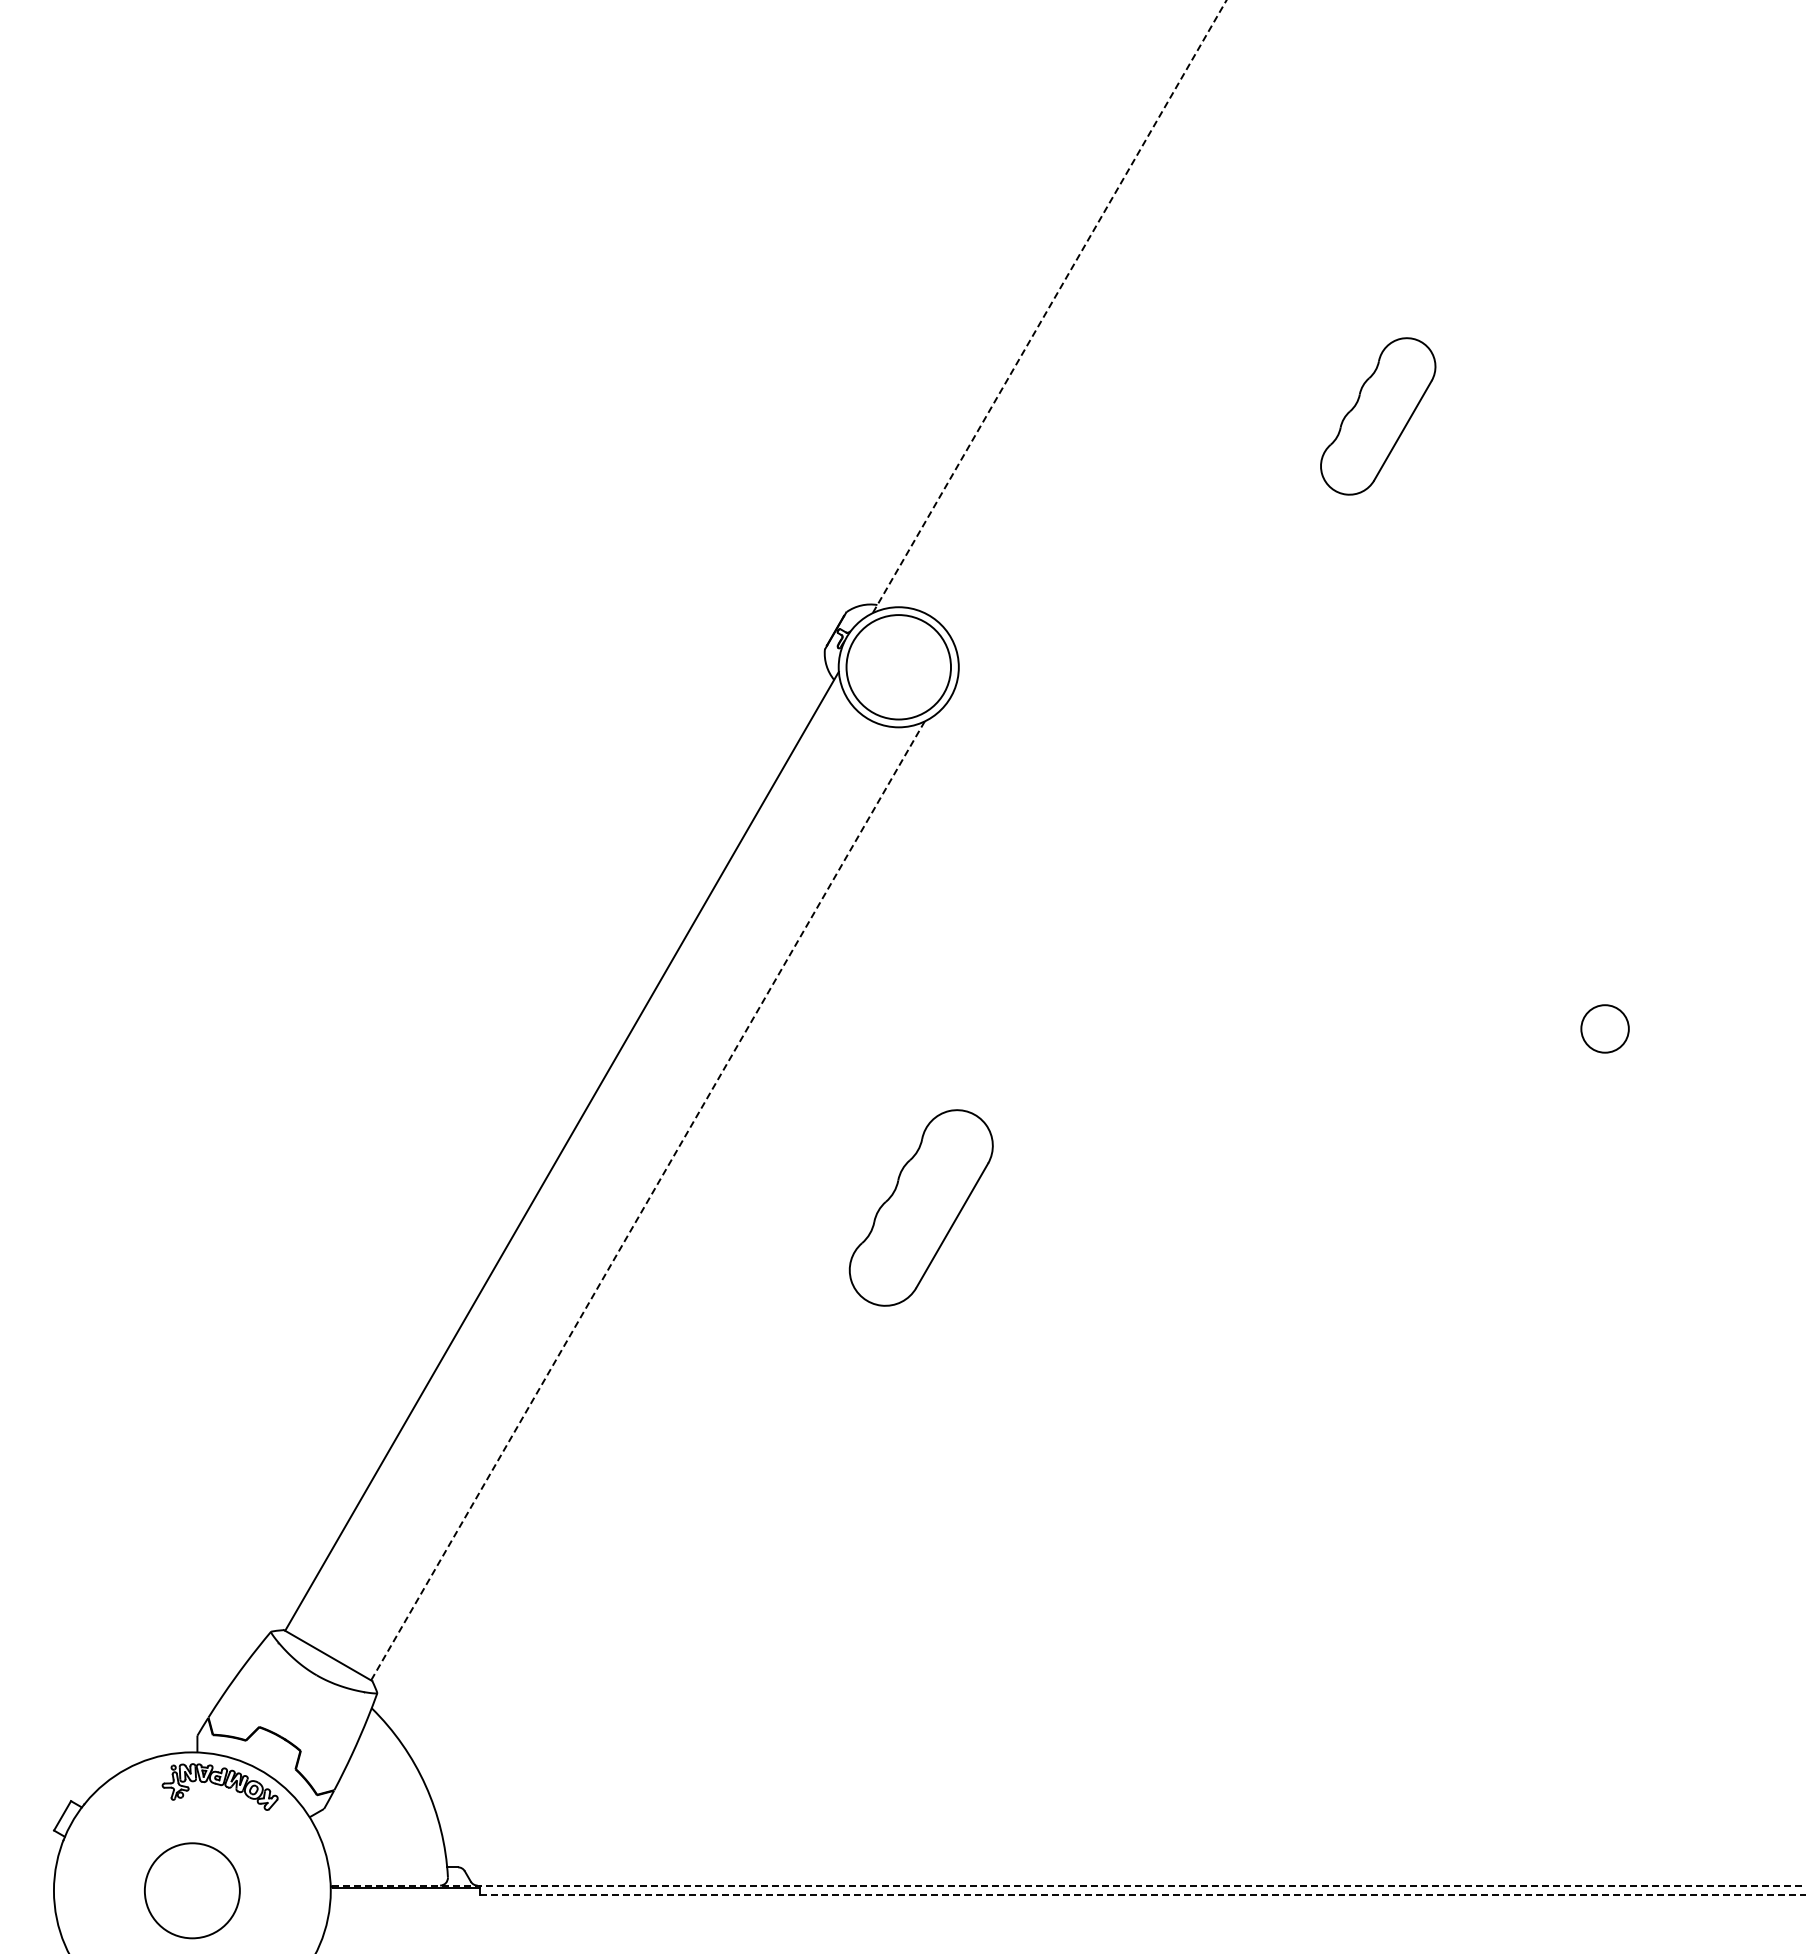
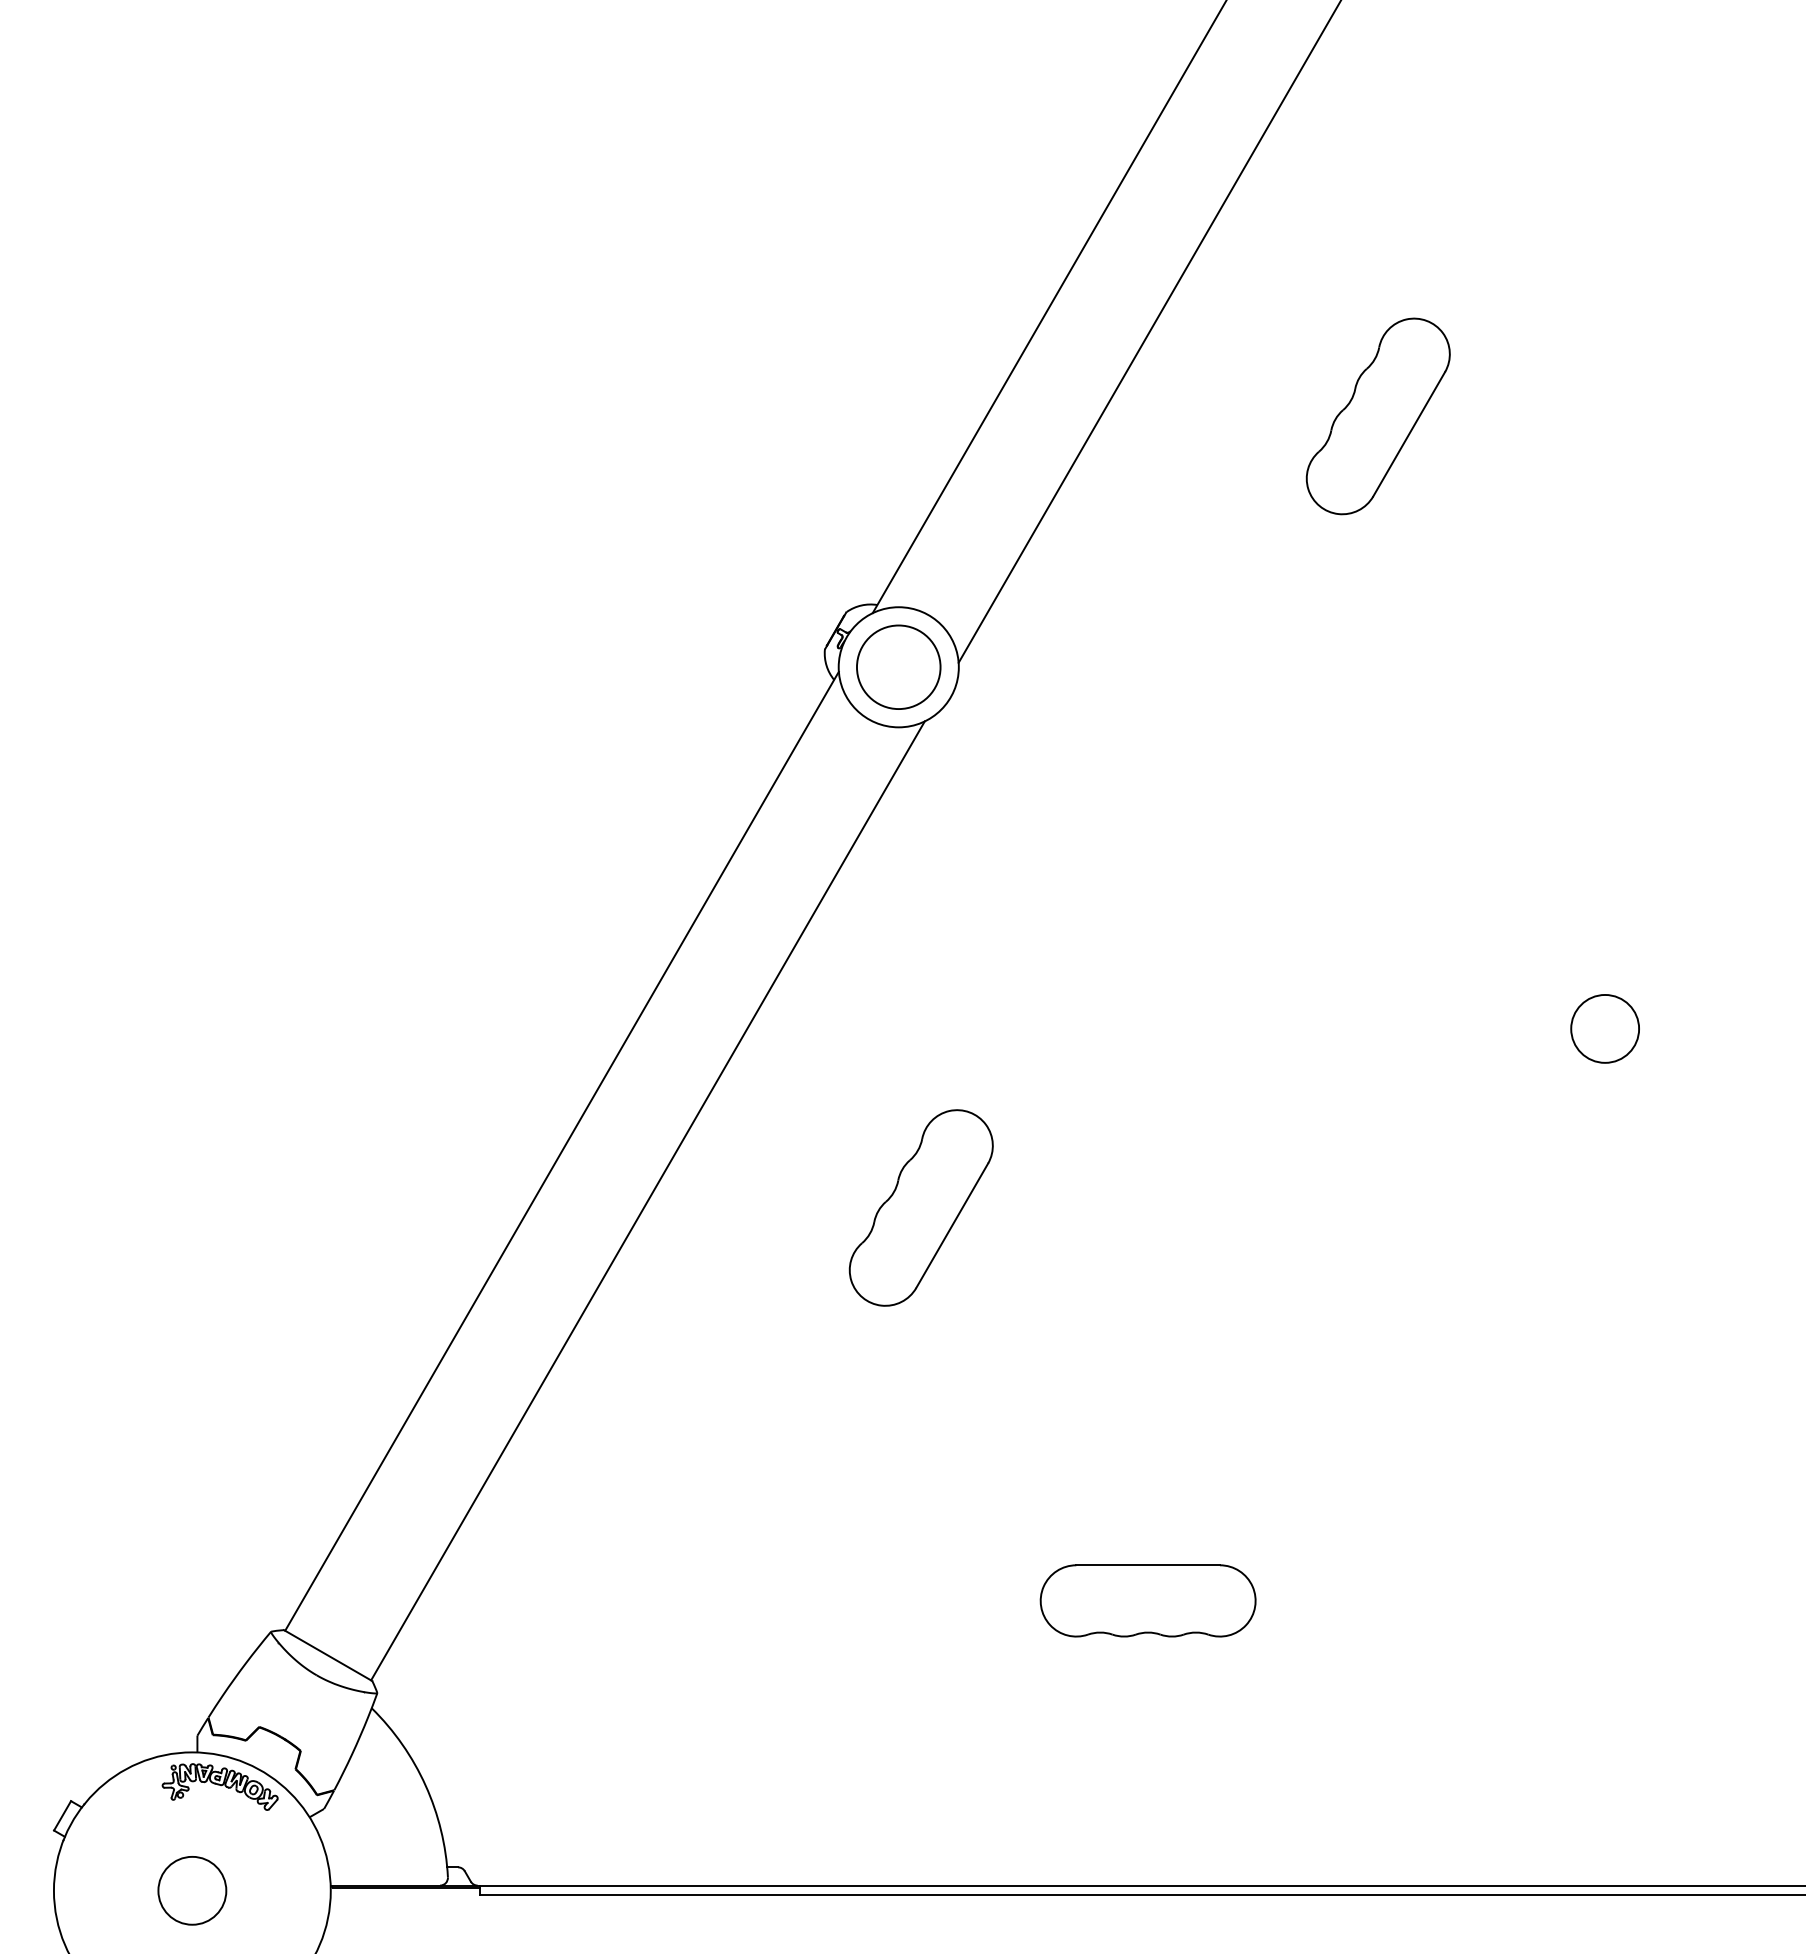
line: dashed -> solid (1049, 306)
line: none -> present (1148, 332)
part size: 117x159 px -> 146x199 px (1377, 416)
circle diameter: 104 px -> 84 px (898, 667)
circle size: 50x50 px -> 70x70 px (1604, 1028)
line: dashed -> solid (647, 1200)
part: none -> present (1147, 1600)
line: dashed -> solid (1067, 1885)
circle diameter: 95 px -> 68 px (192, 1890)
line: dashed -> solid (1142, 1894)
